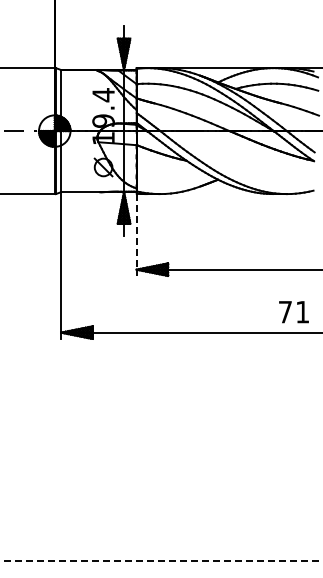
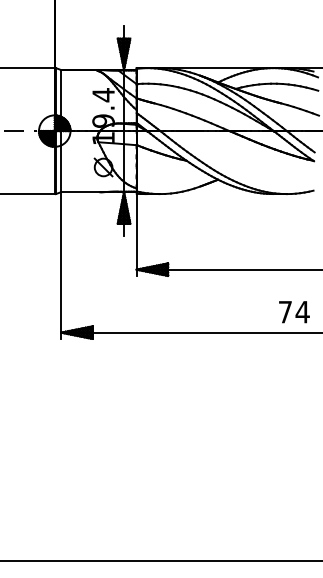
line: dashed -> solid (136, 235)
text: 71 -> 74 (302, 312)
line: dashed -> solid (161, 560)
